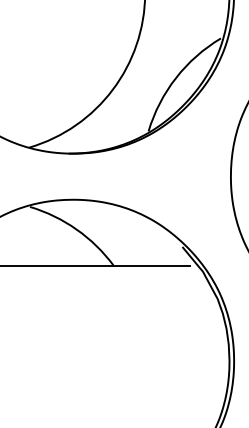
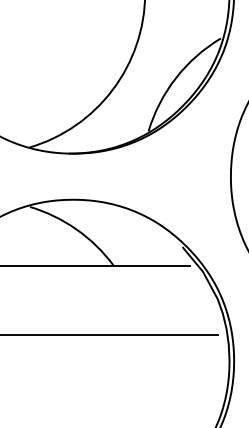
line: none -> present (110, 334)
